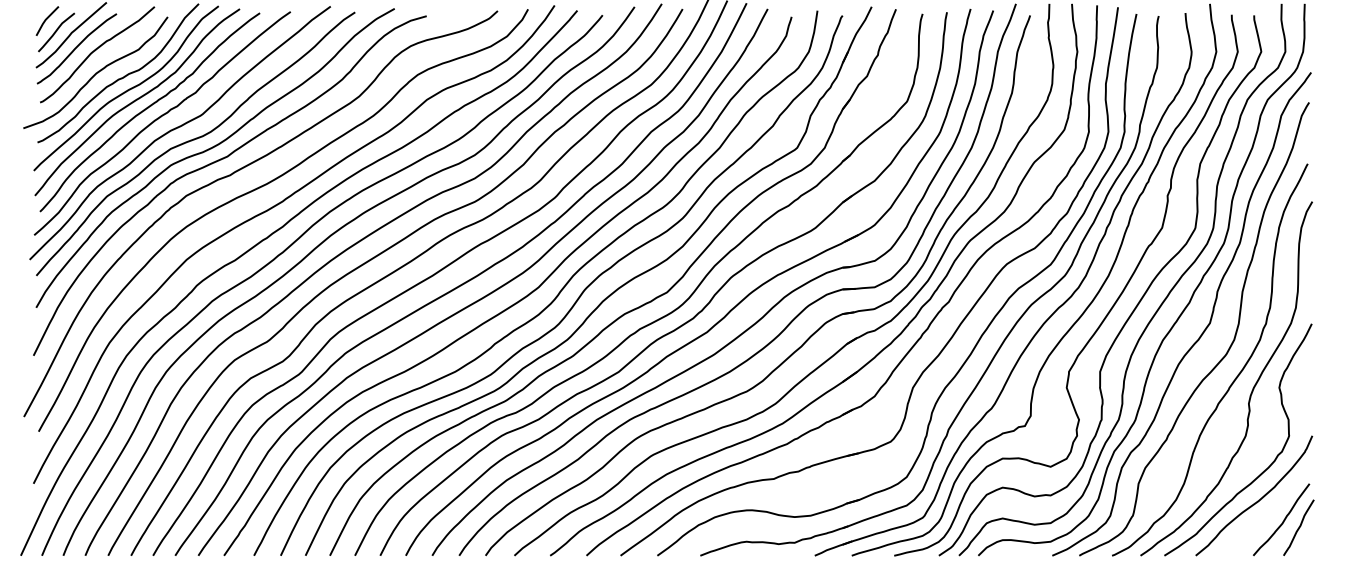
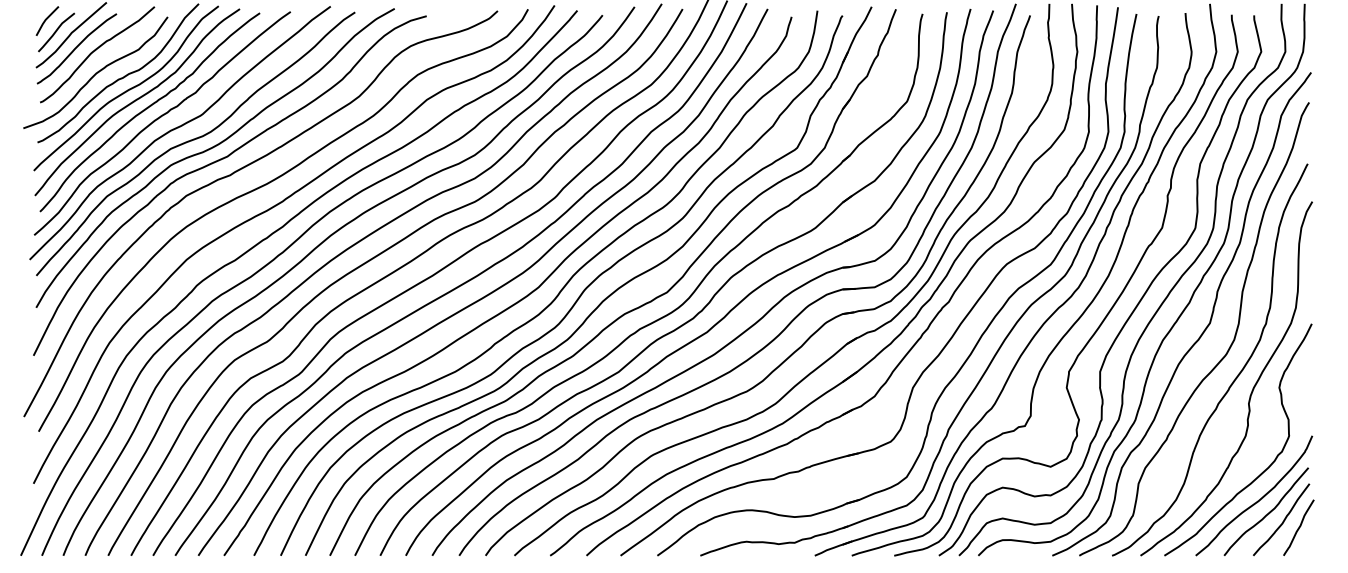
curve: none -> present (1267, 513)
